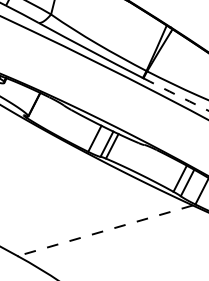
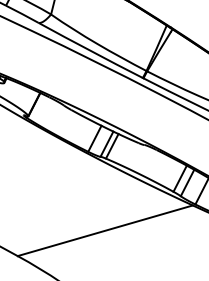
arc: dashed -> solid (175, 94)
line: dashed -> solid (104, 230)
